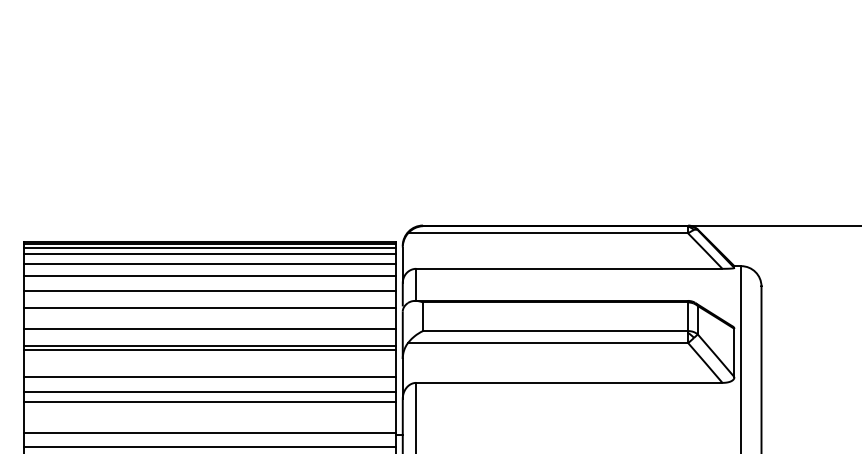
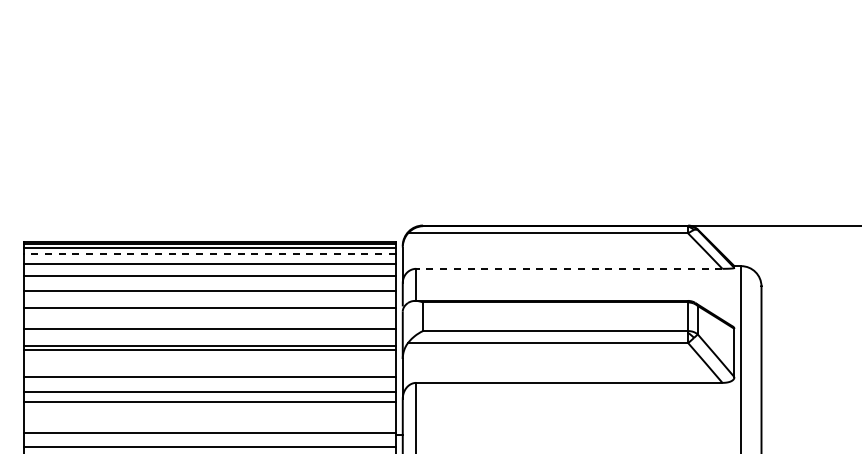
line: solid -> dashed (209, 253)
line: solid -> dashed (568, 268)
